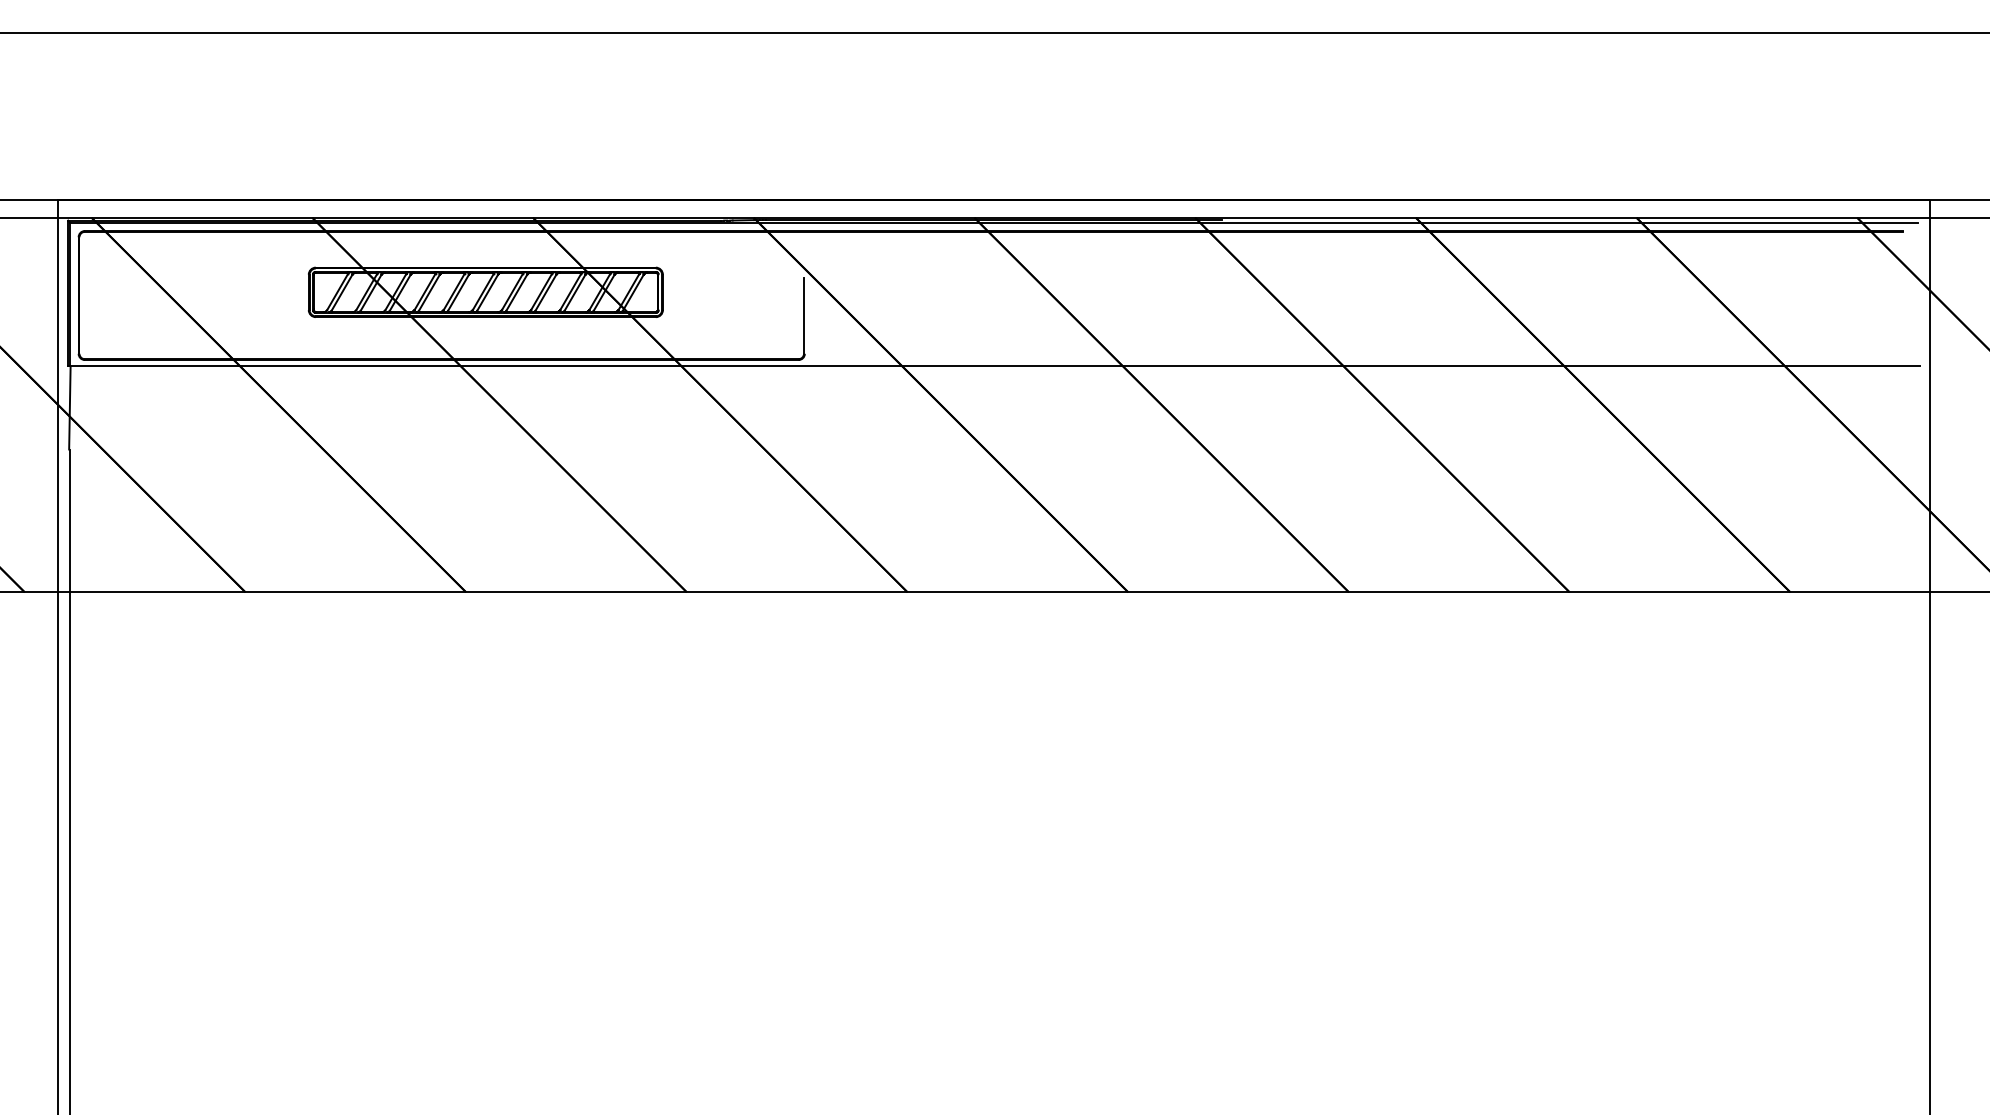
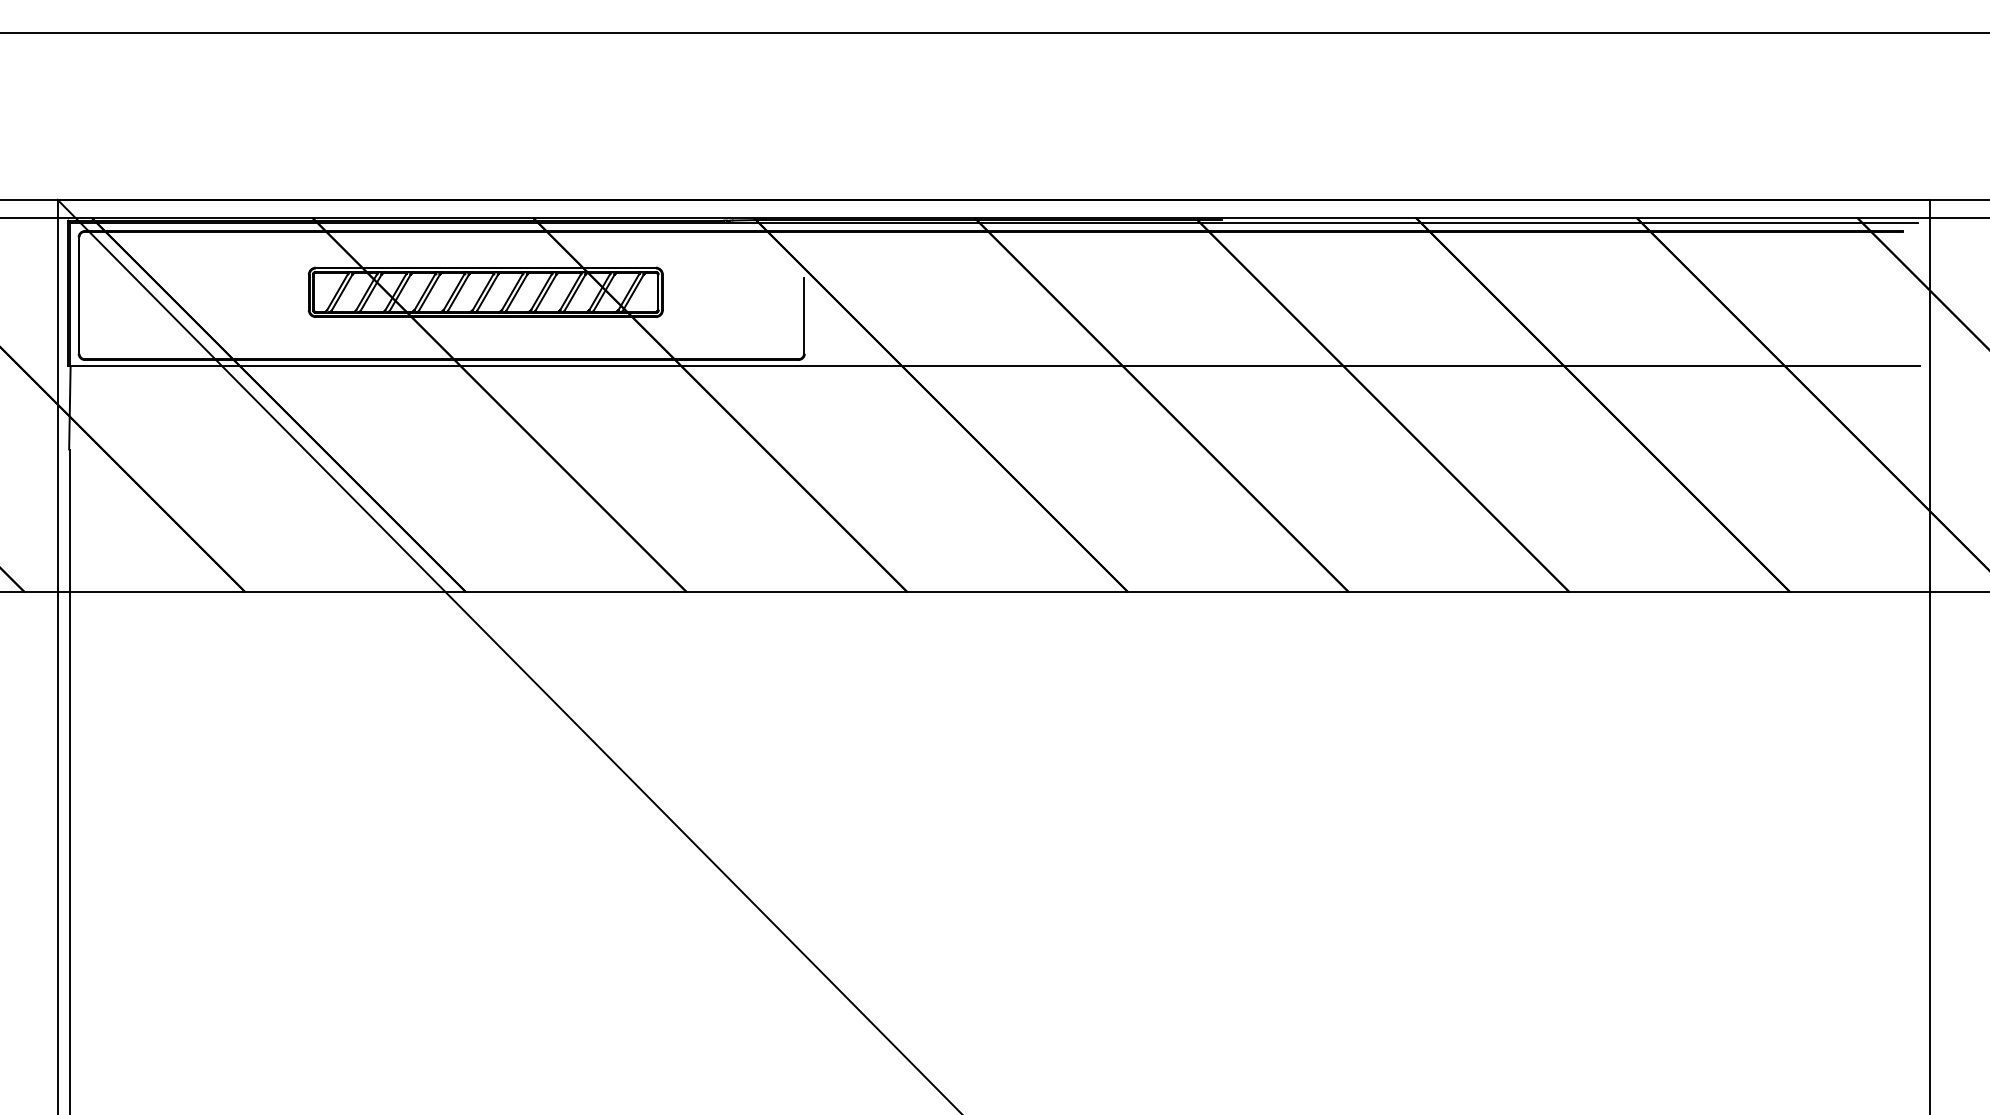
line: none -> present (508, 655)
